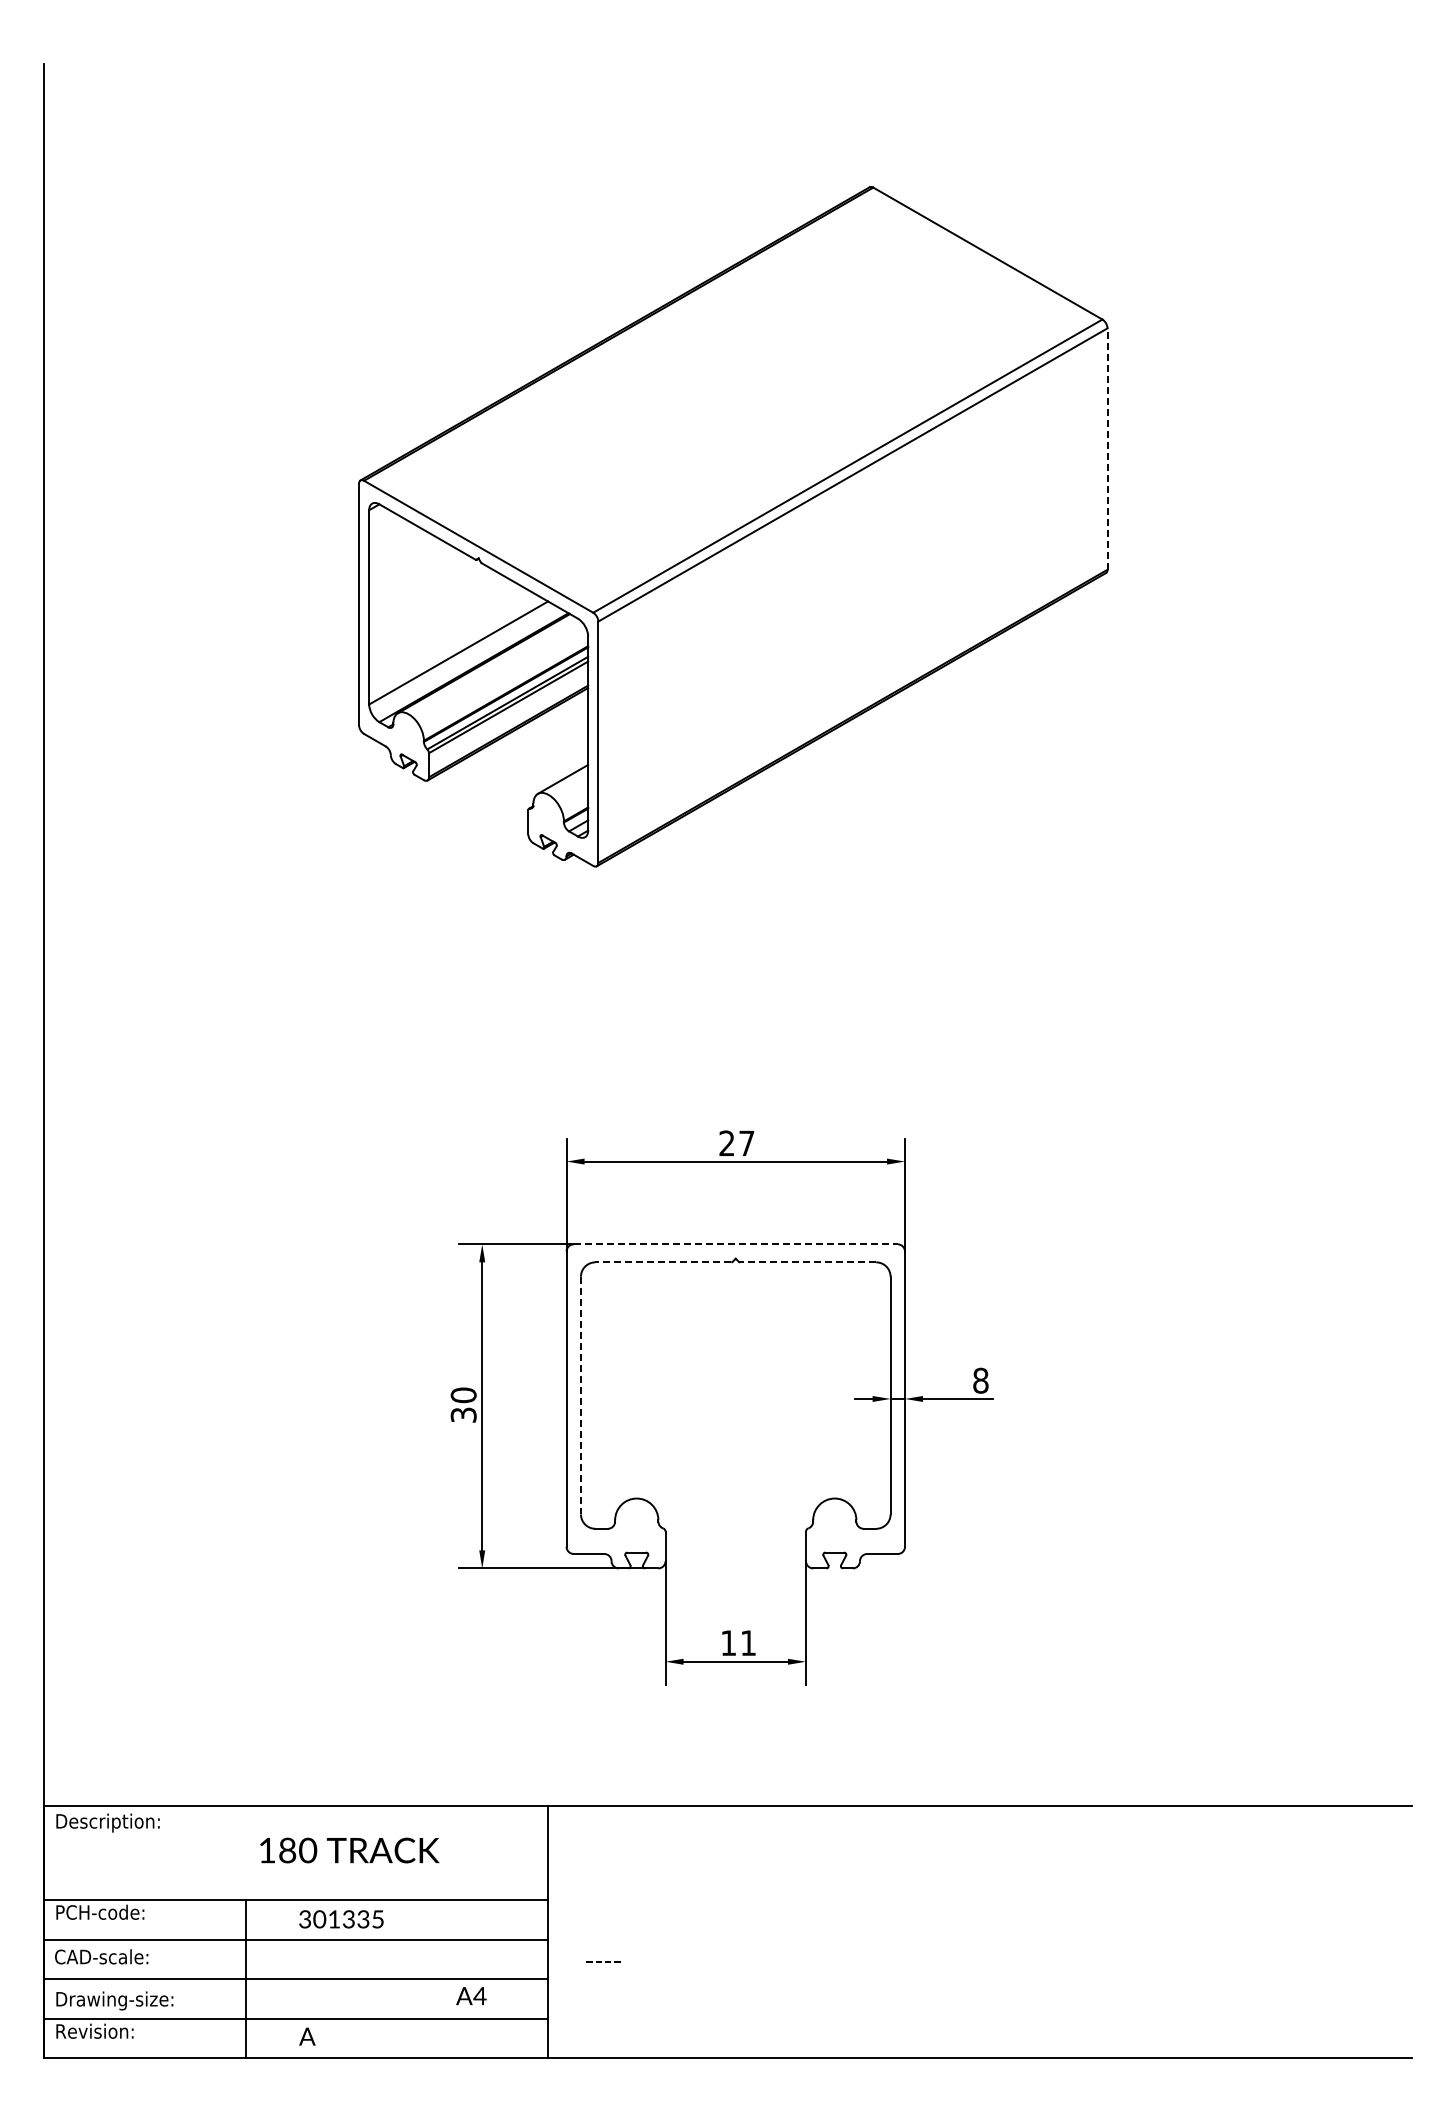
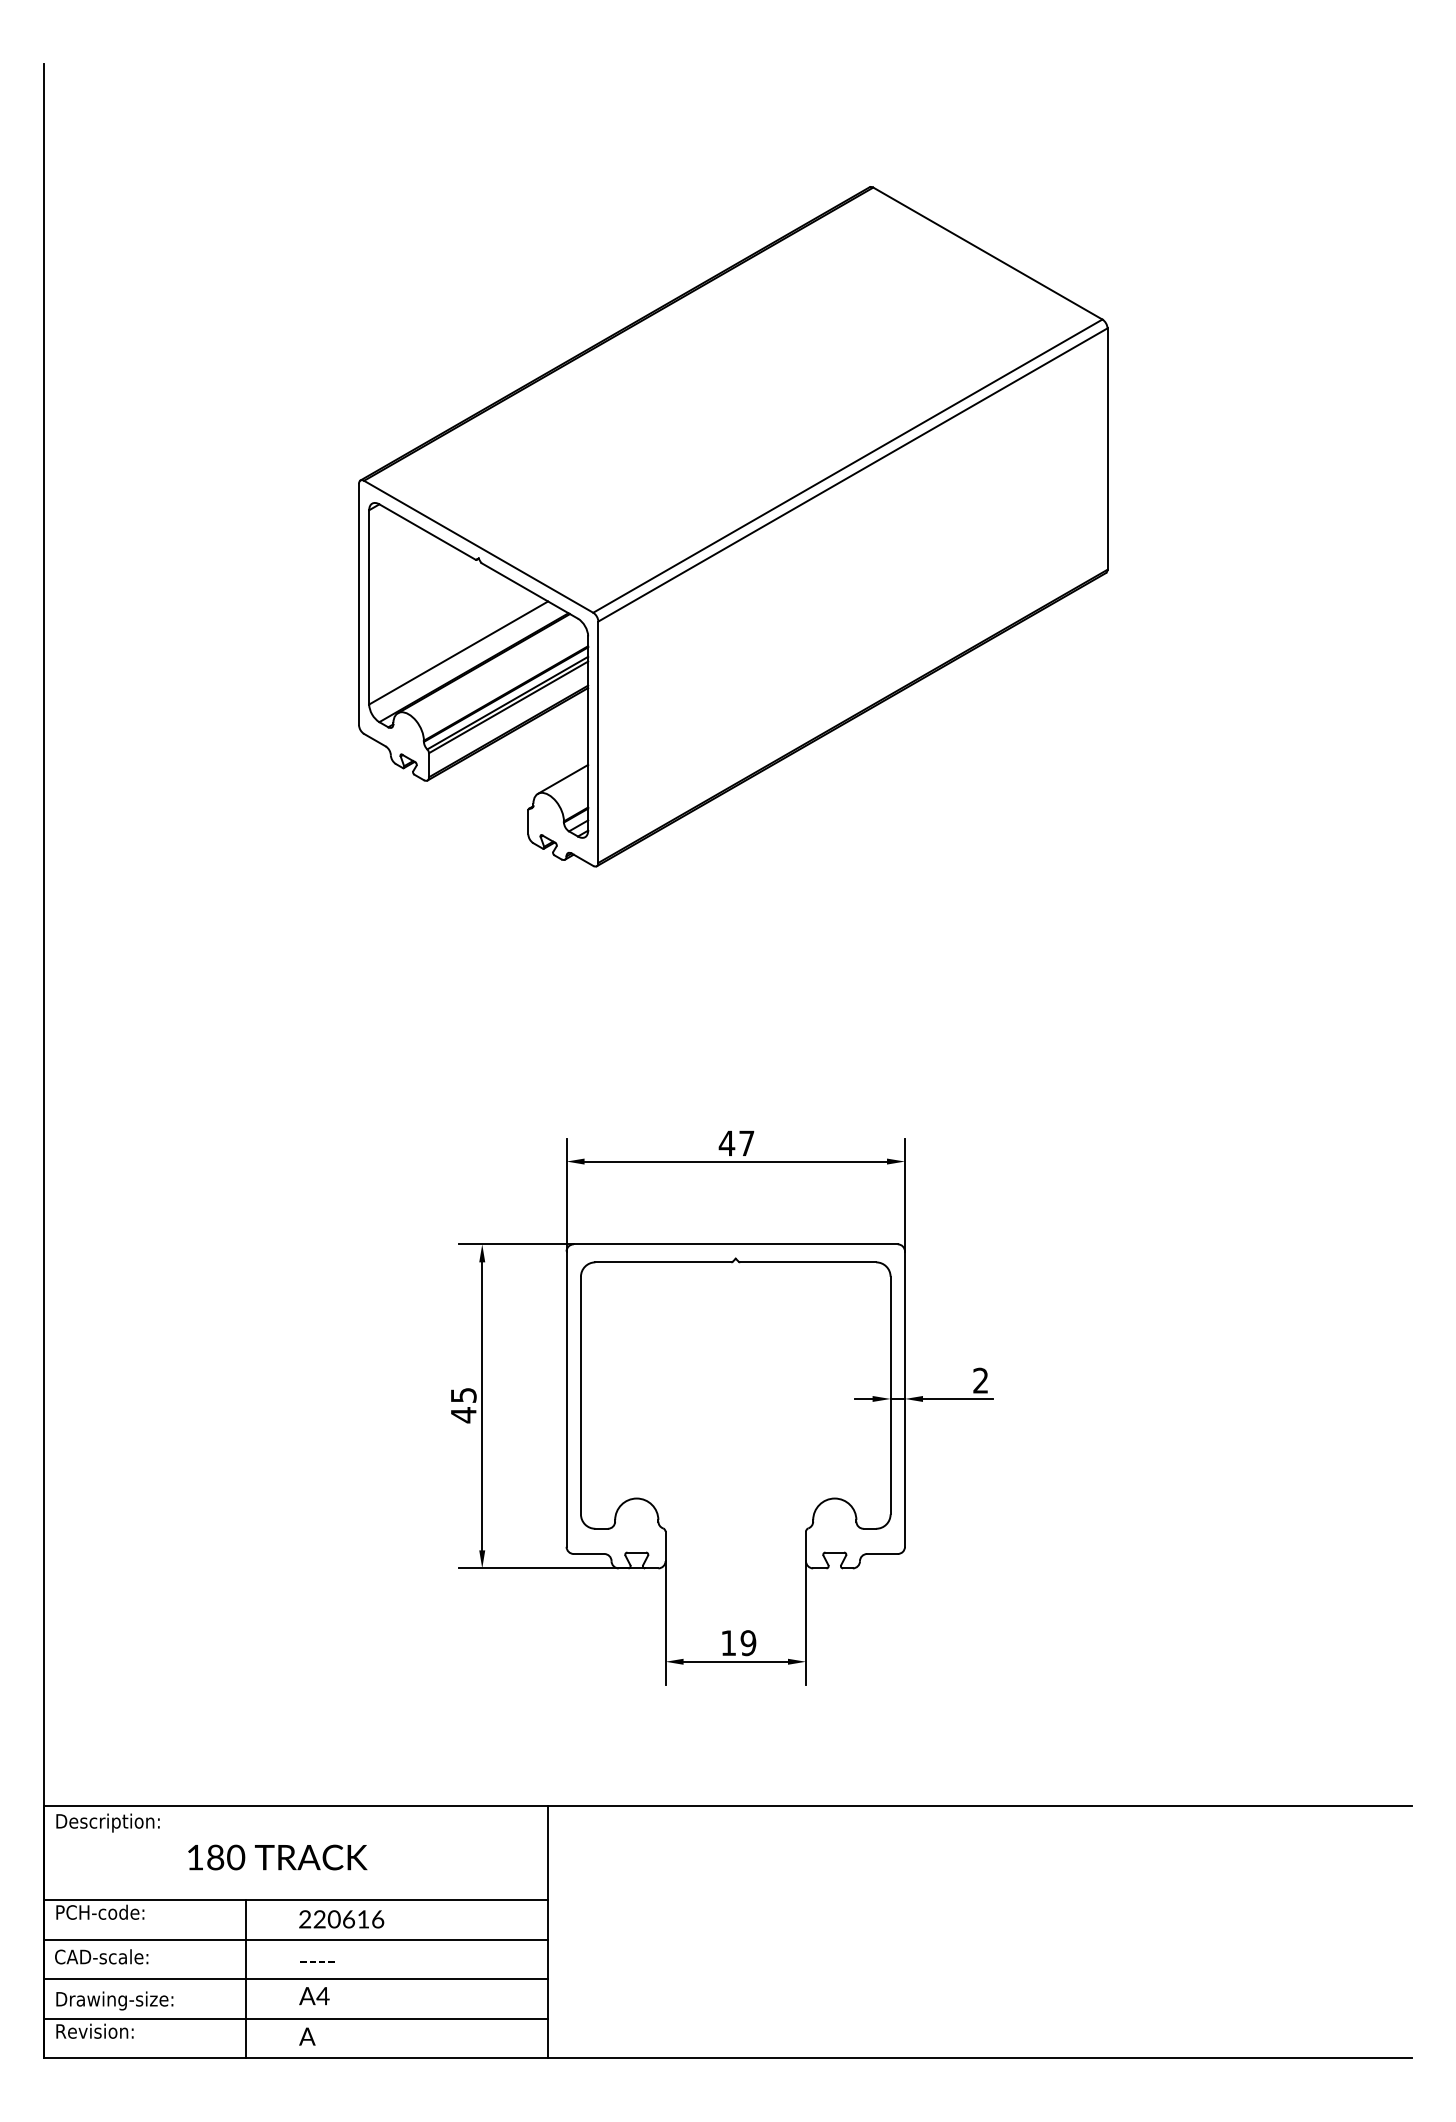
line: dashed -> solid (1107, 449)
text: 27 -> 47 (726, 1142)
line: dashed -> solid (736, 1244)
line: dashed -> solid (663, 1262)
line: dashed -> solid (808, 1262)
text: 8 -> 2 (980, 1380)
line: dashed -> solid (580, 1395)
text: 30 -> 45 (463, 1405)
text: 11 -> 19 (748, 1643)
text position: (349, 1850) -> (277, 1857) (277, 1857)
text: 301335 -> 220616 (341, 1919)
text position: (603, 1961) -> (317, 1961) (317, 1961)
text position: (471, 1996) -> (314, 1996) (314, 1996)
